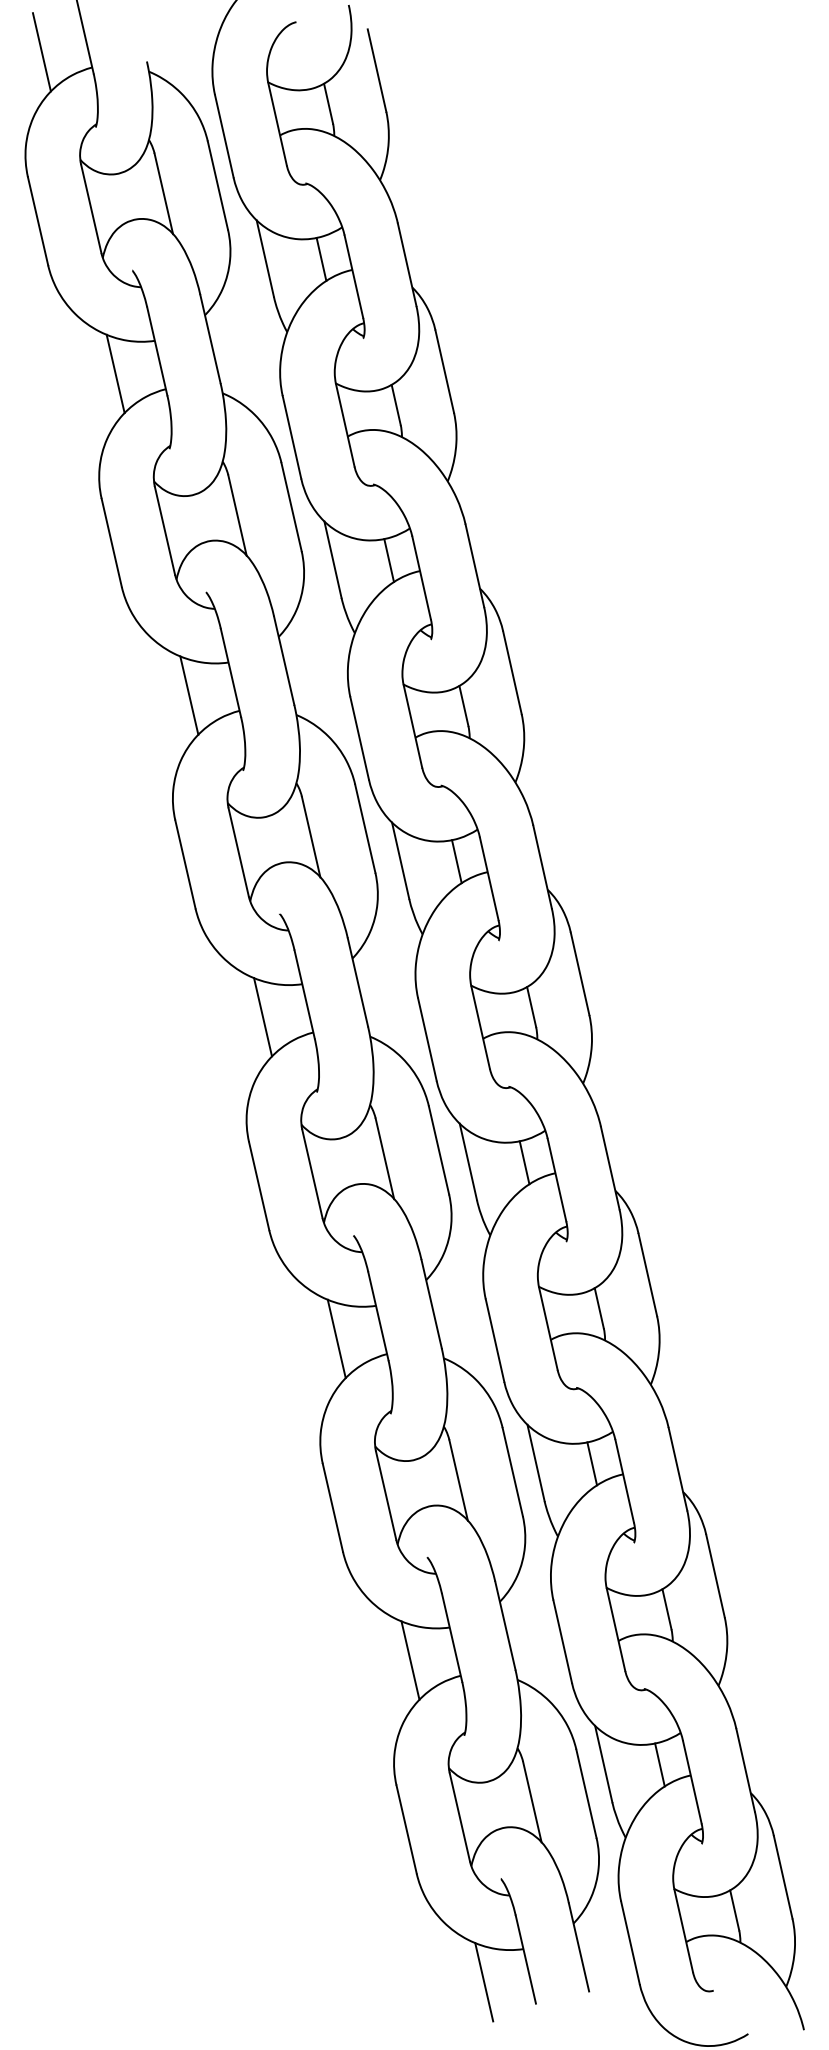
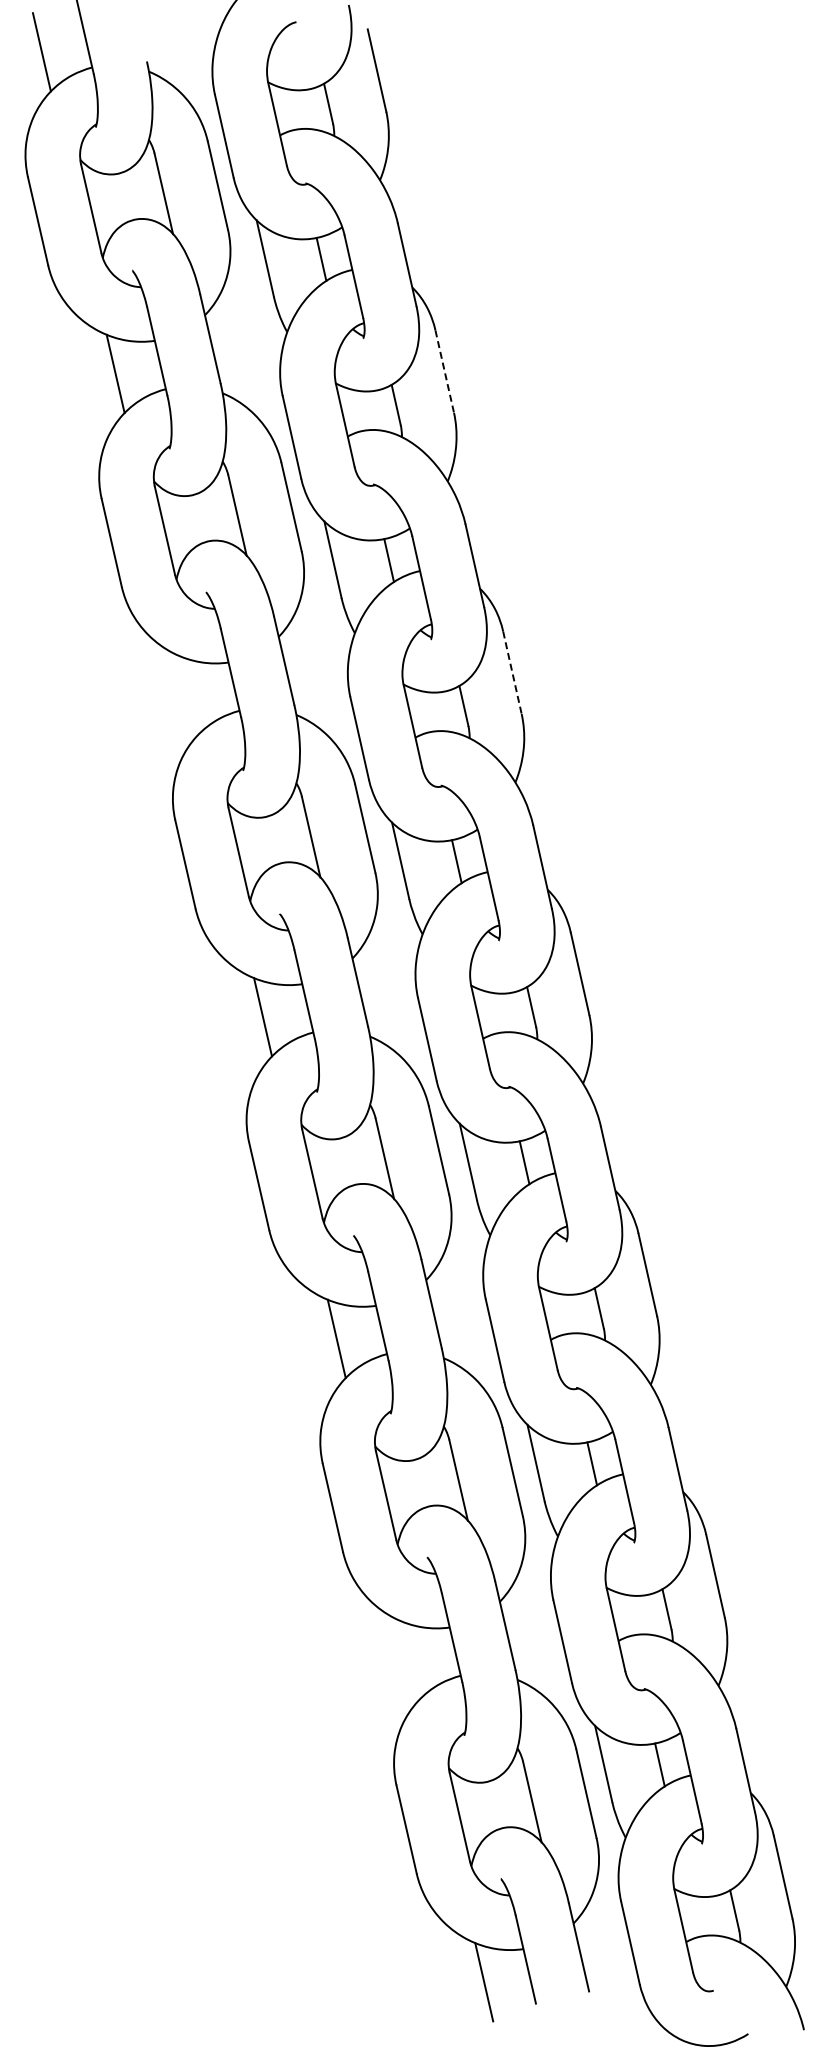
line: solid -> dashed (444, 372)
line: solid -> dashed (512, 673)
line: present -> none (189, 695)
line: present -> none (410, 1660)
